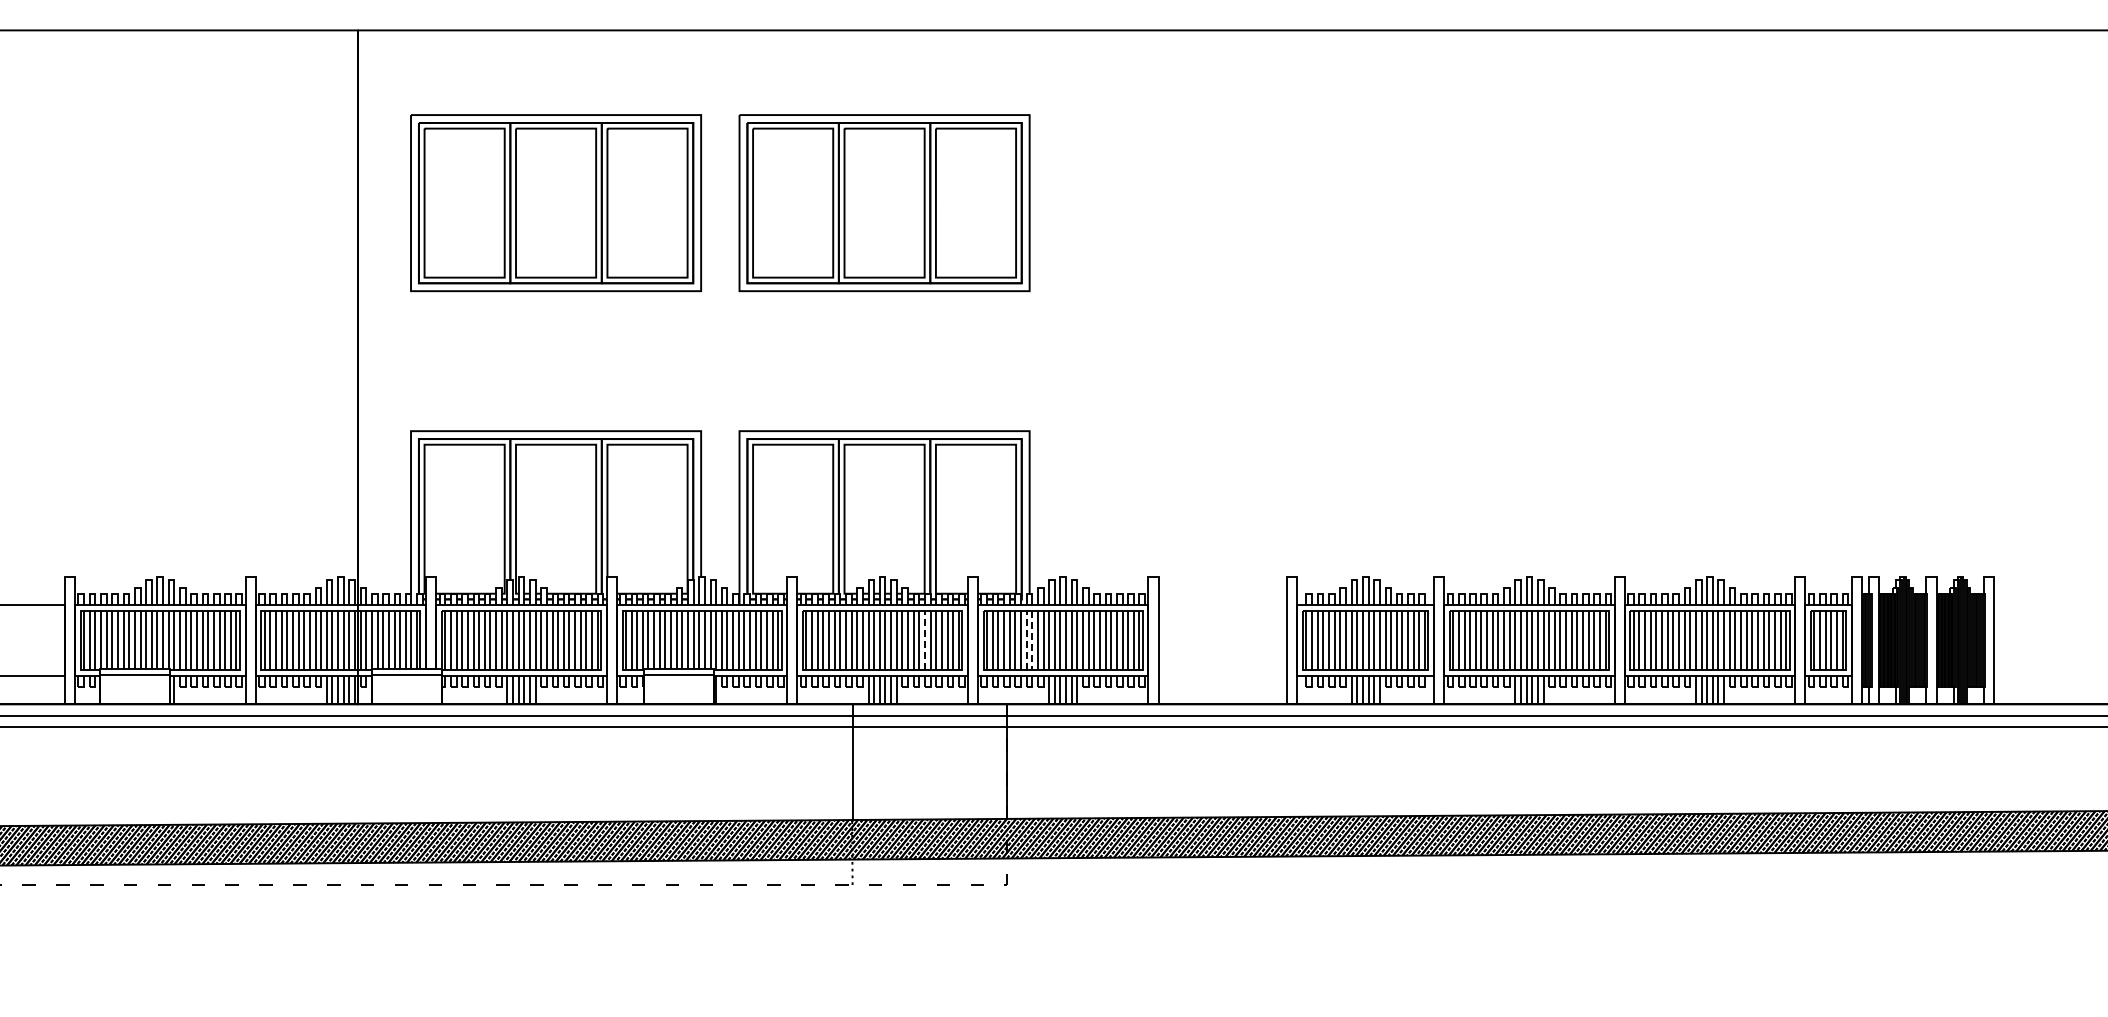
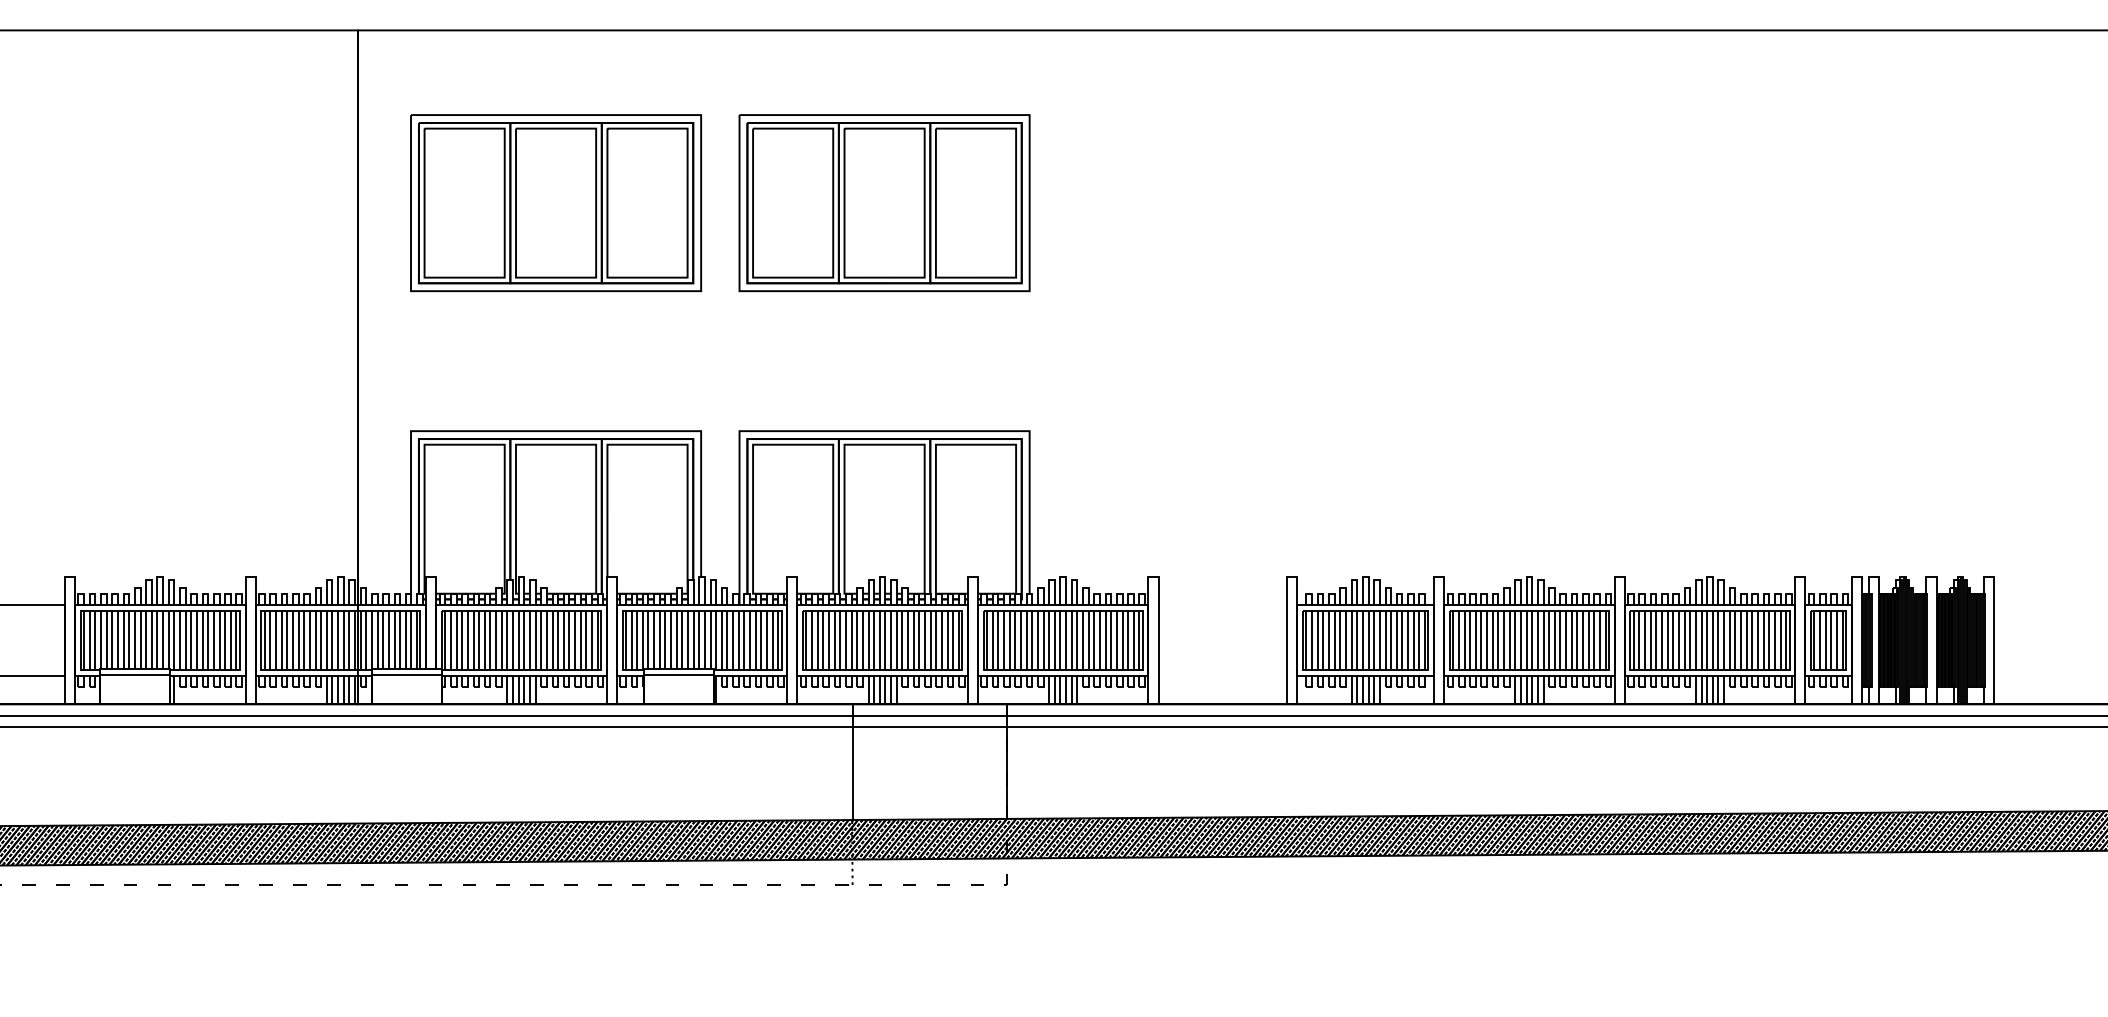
line: dashed -> solid (924, 640)
line: dashed -> solid (1026, 640)
line: dashed -> solid (1032, 640)
